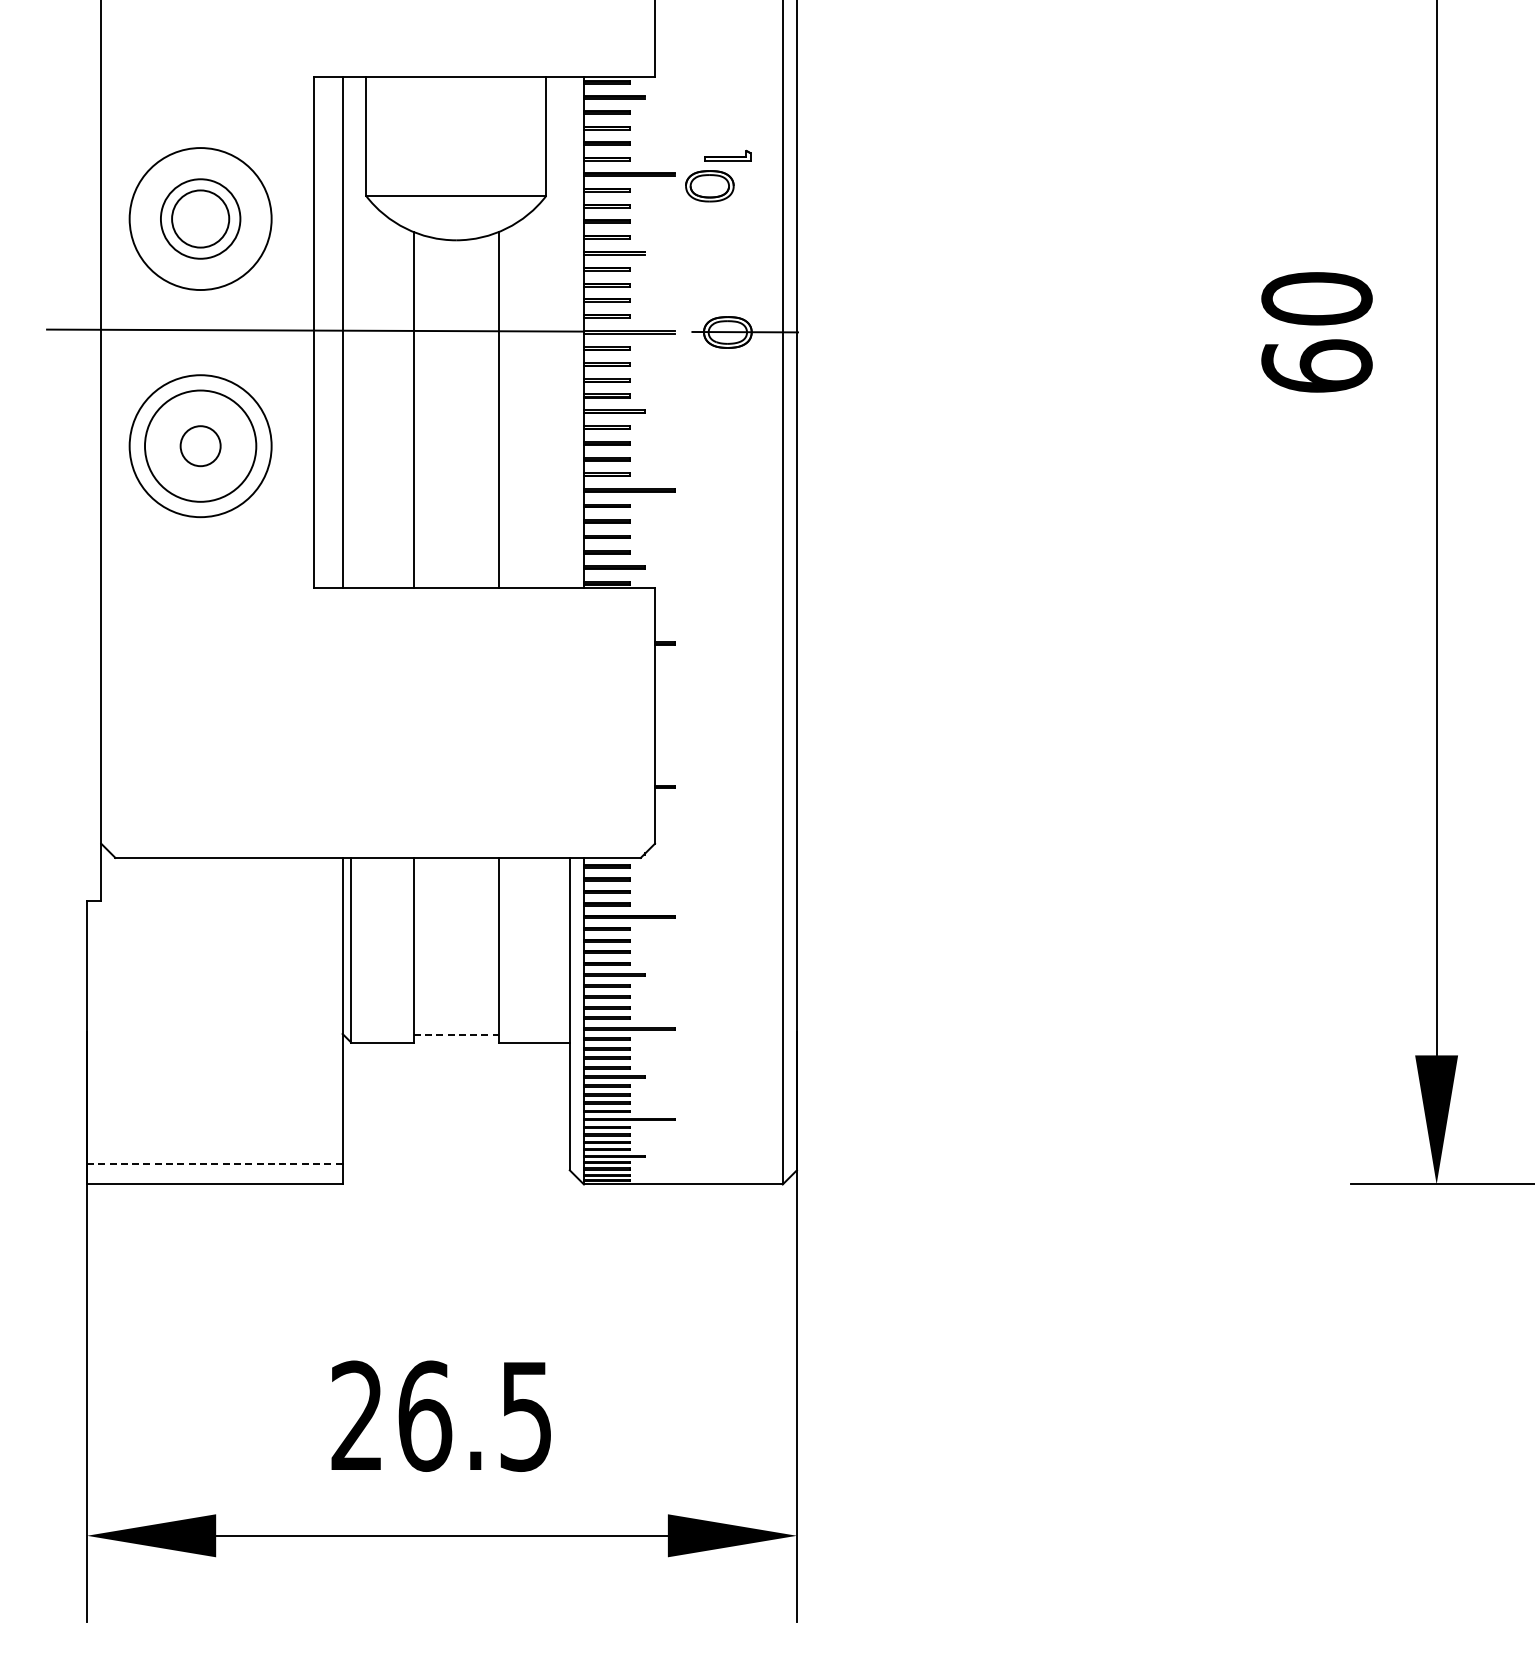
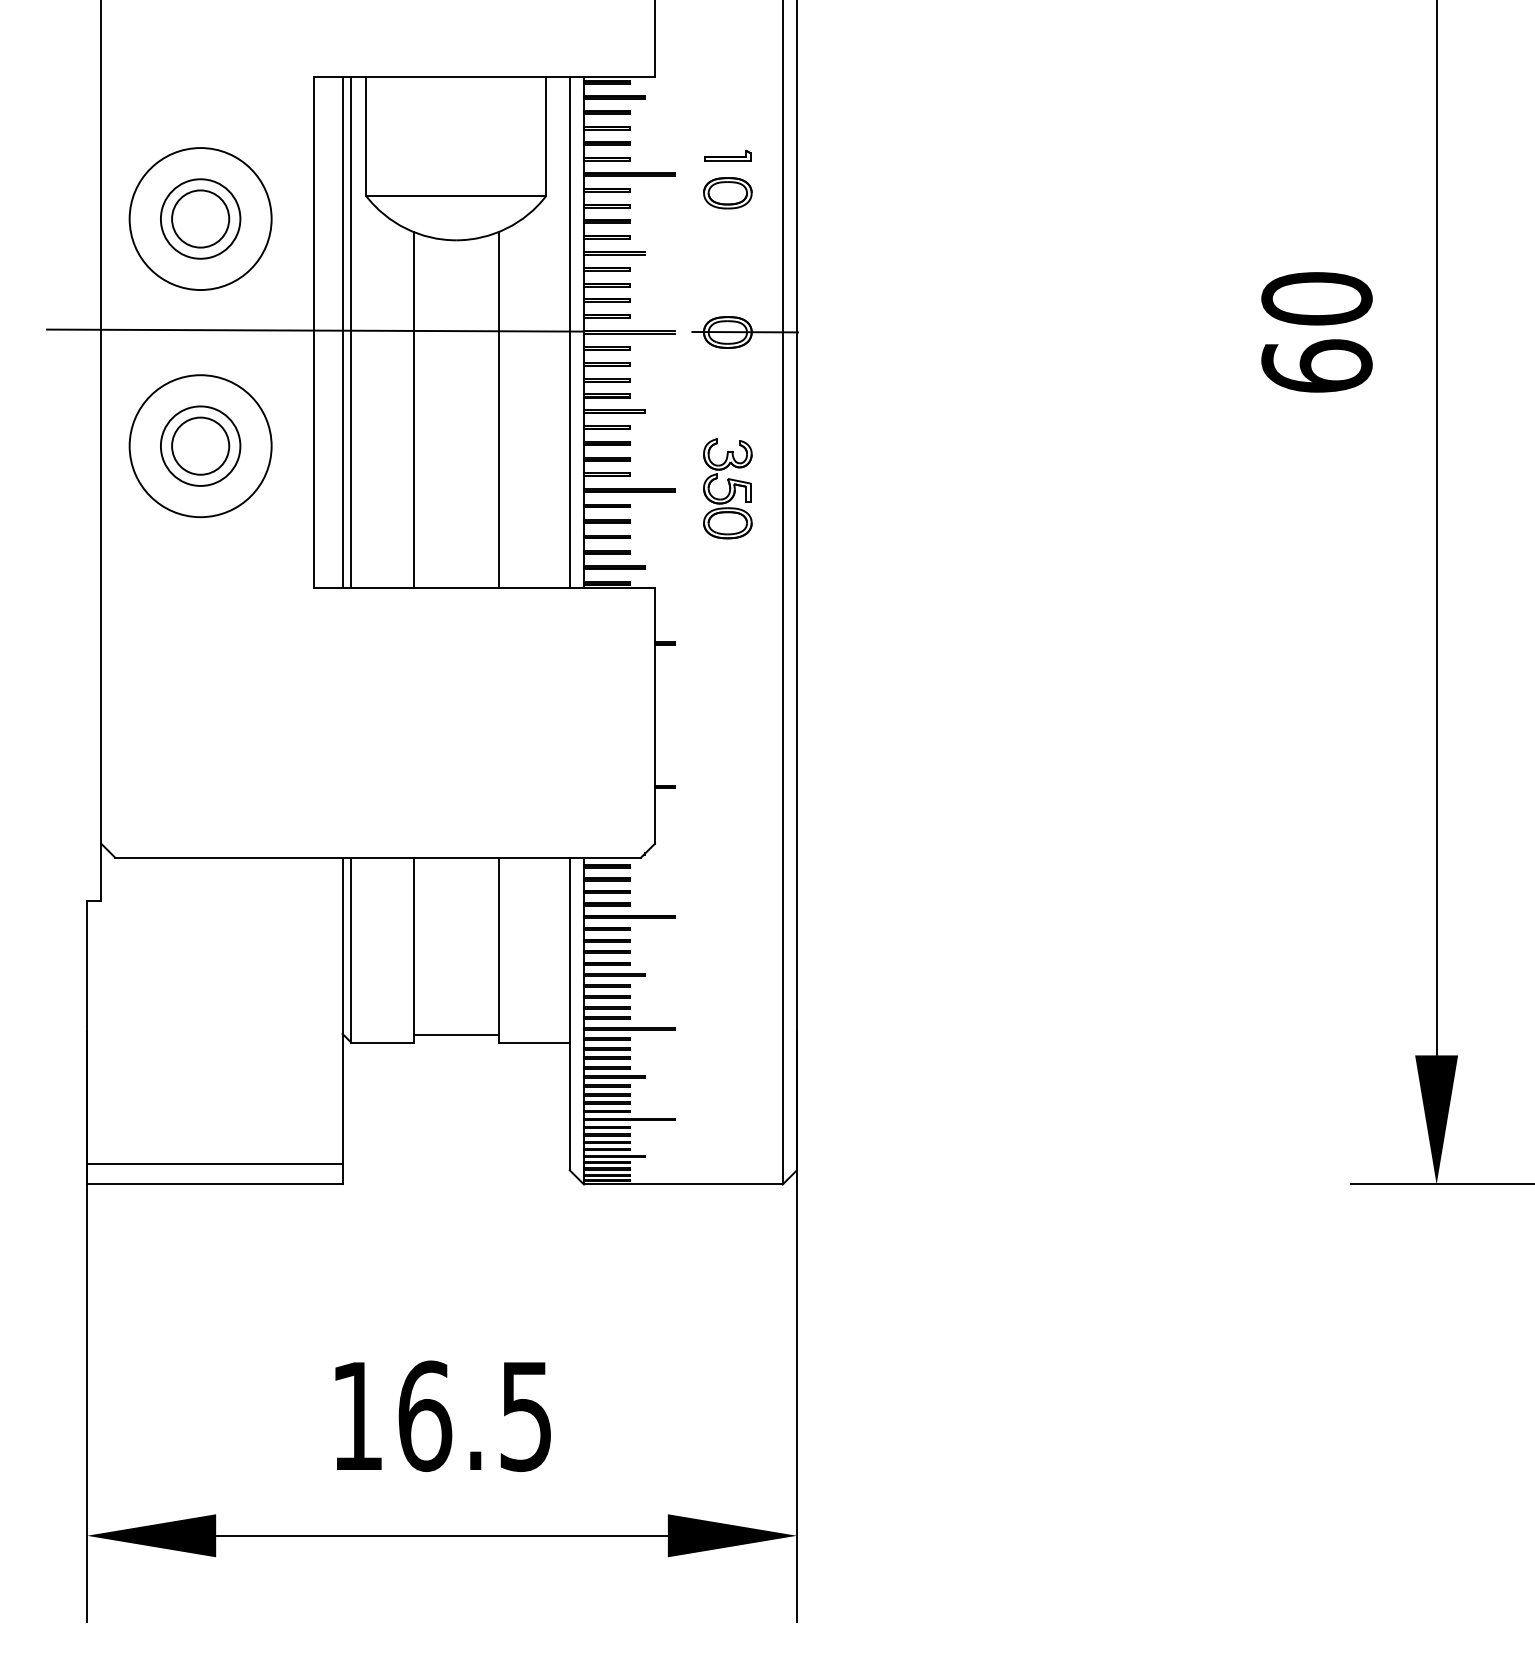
part position: (709, 186) -> (727, 193) (727, 193)
line: none -> present (351, 332)
line: none -> present (569, 332)
circle diameter: 111 px -> 80 px (200, 445)
circle diameter: 40 px -> 57 px (200, 445)
part: none -> present (727, 488)
line: dashed -> solid (456, 1035)
line: dashed -> solid (214, 1164)
text: 26.5 -> 16.5 (356, 1414)
